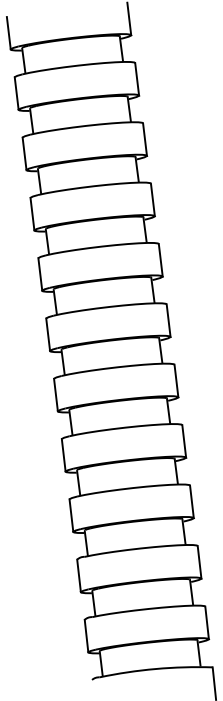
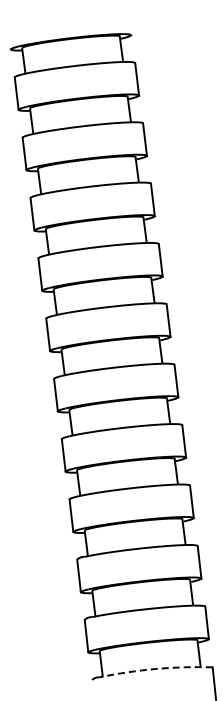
line: present -> none (129, 18)
line: present -> none (8, 33)
arc: solid -> dashed (155, 668)
